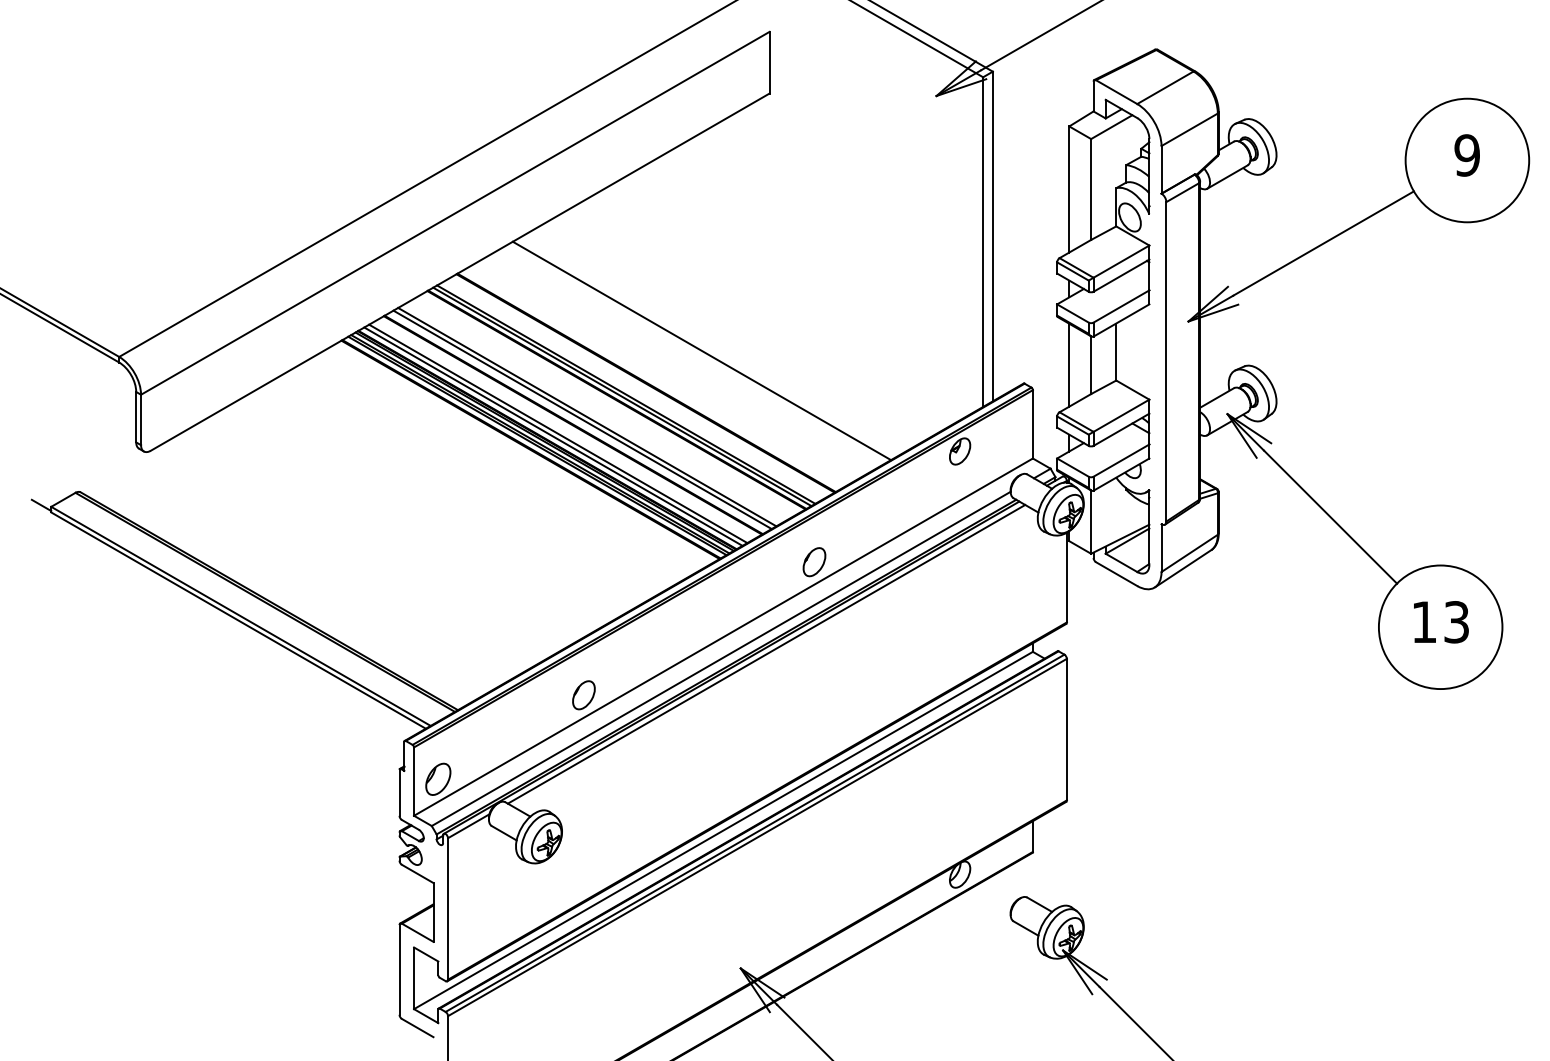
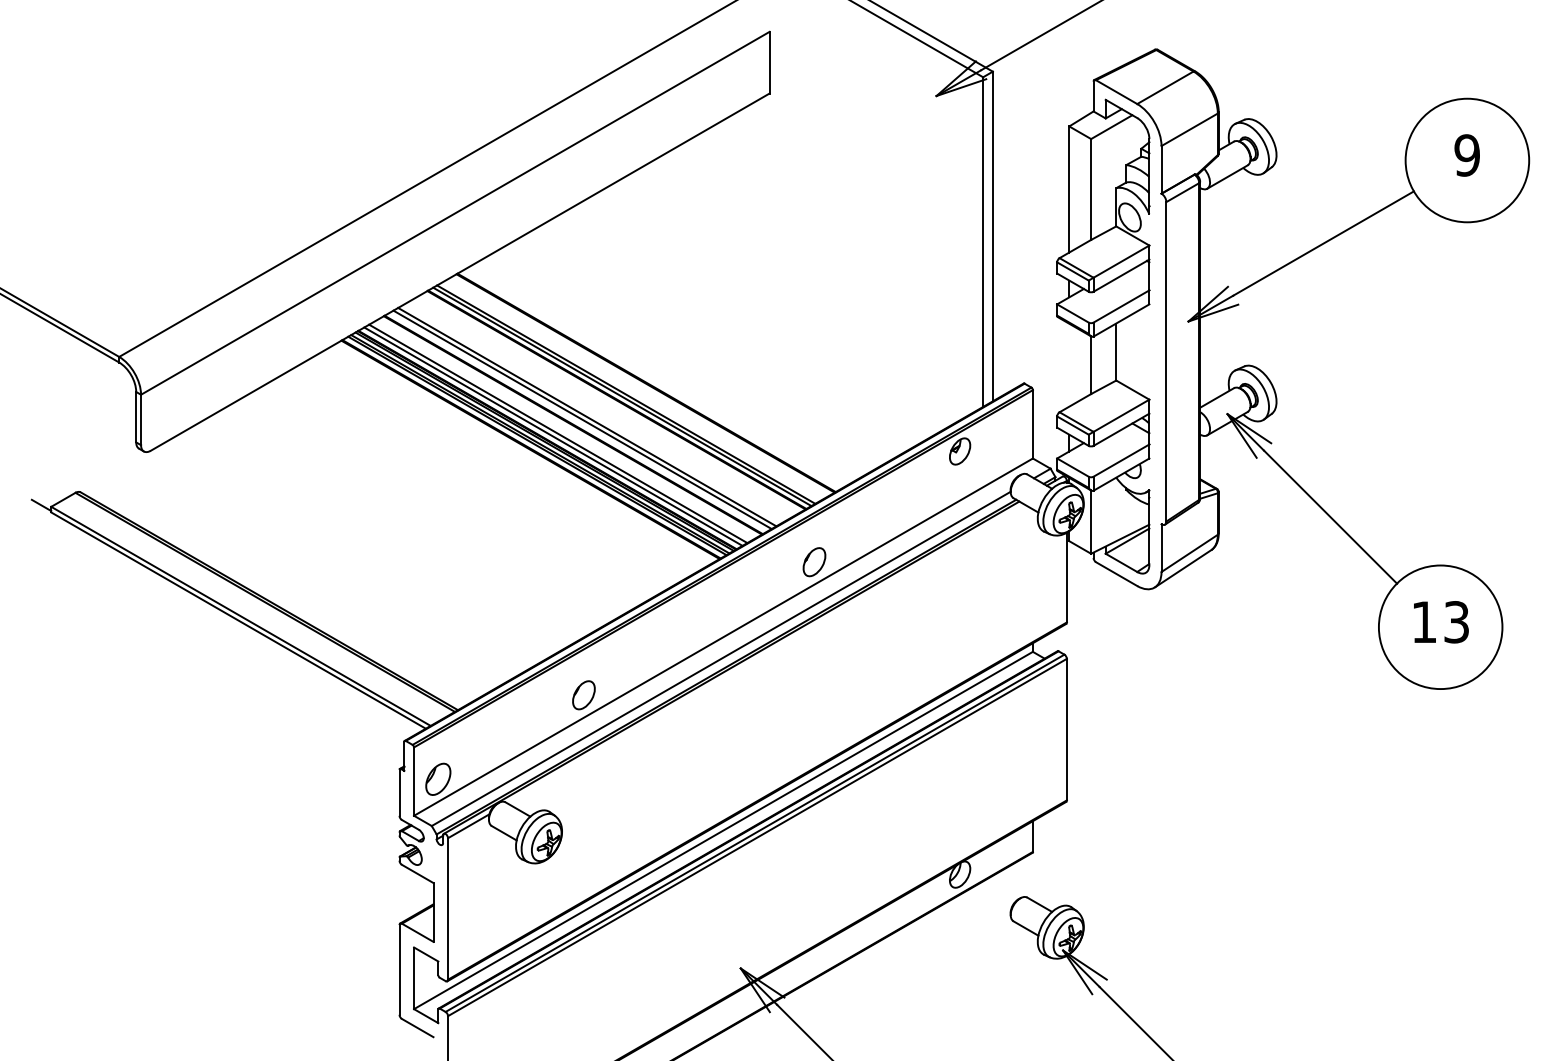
line: present -> none (701, 350)
line: present -> none (1069, 364)
line: present -> none (766, 653)
